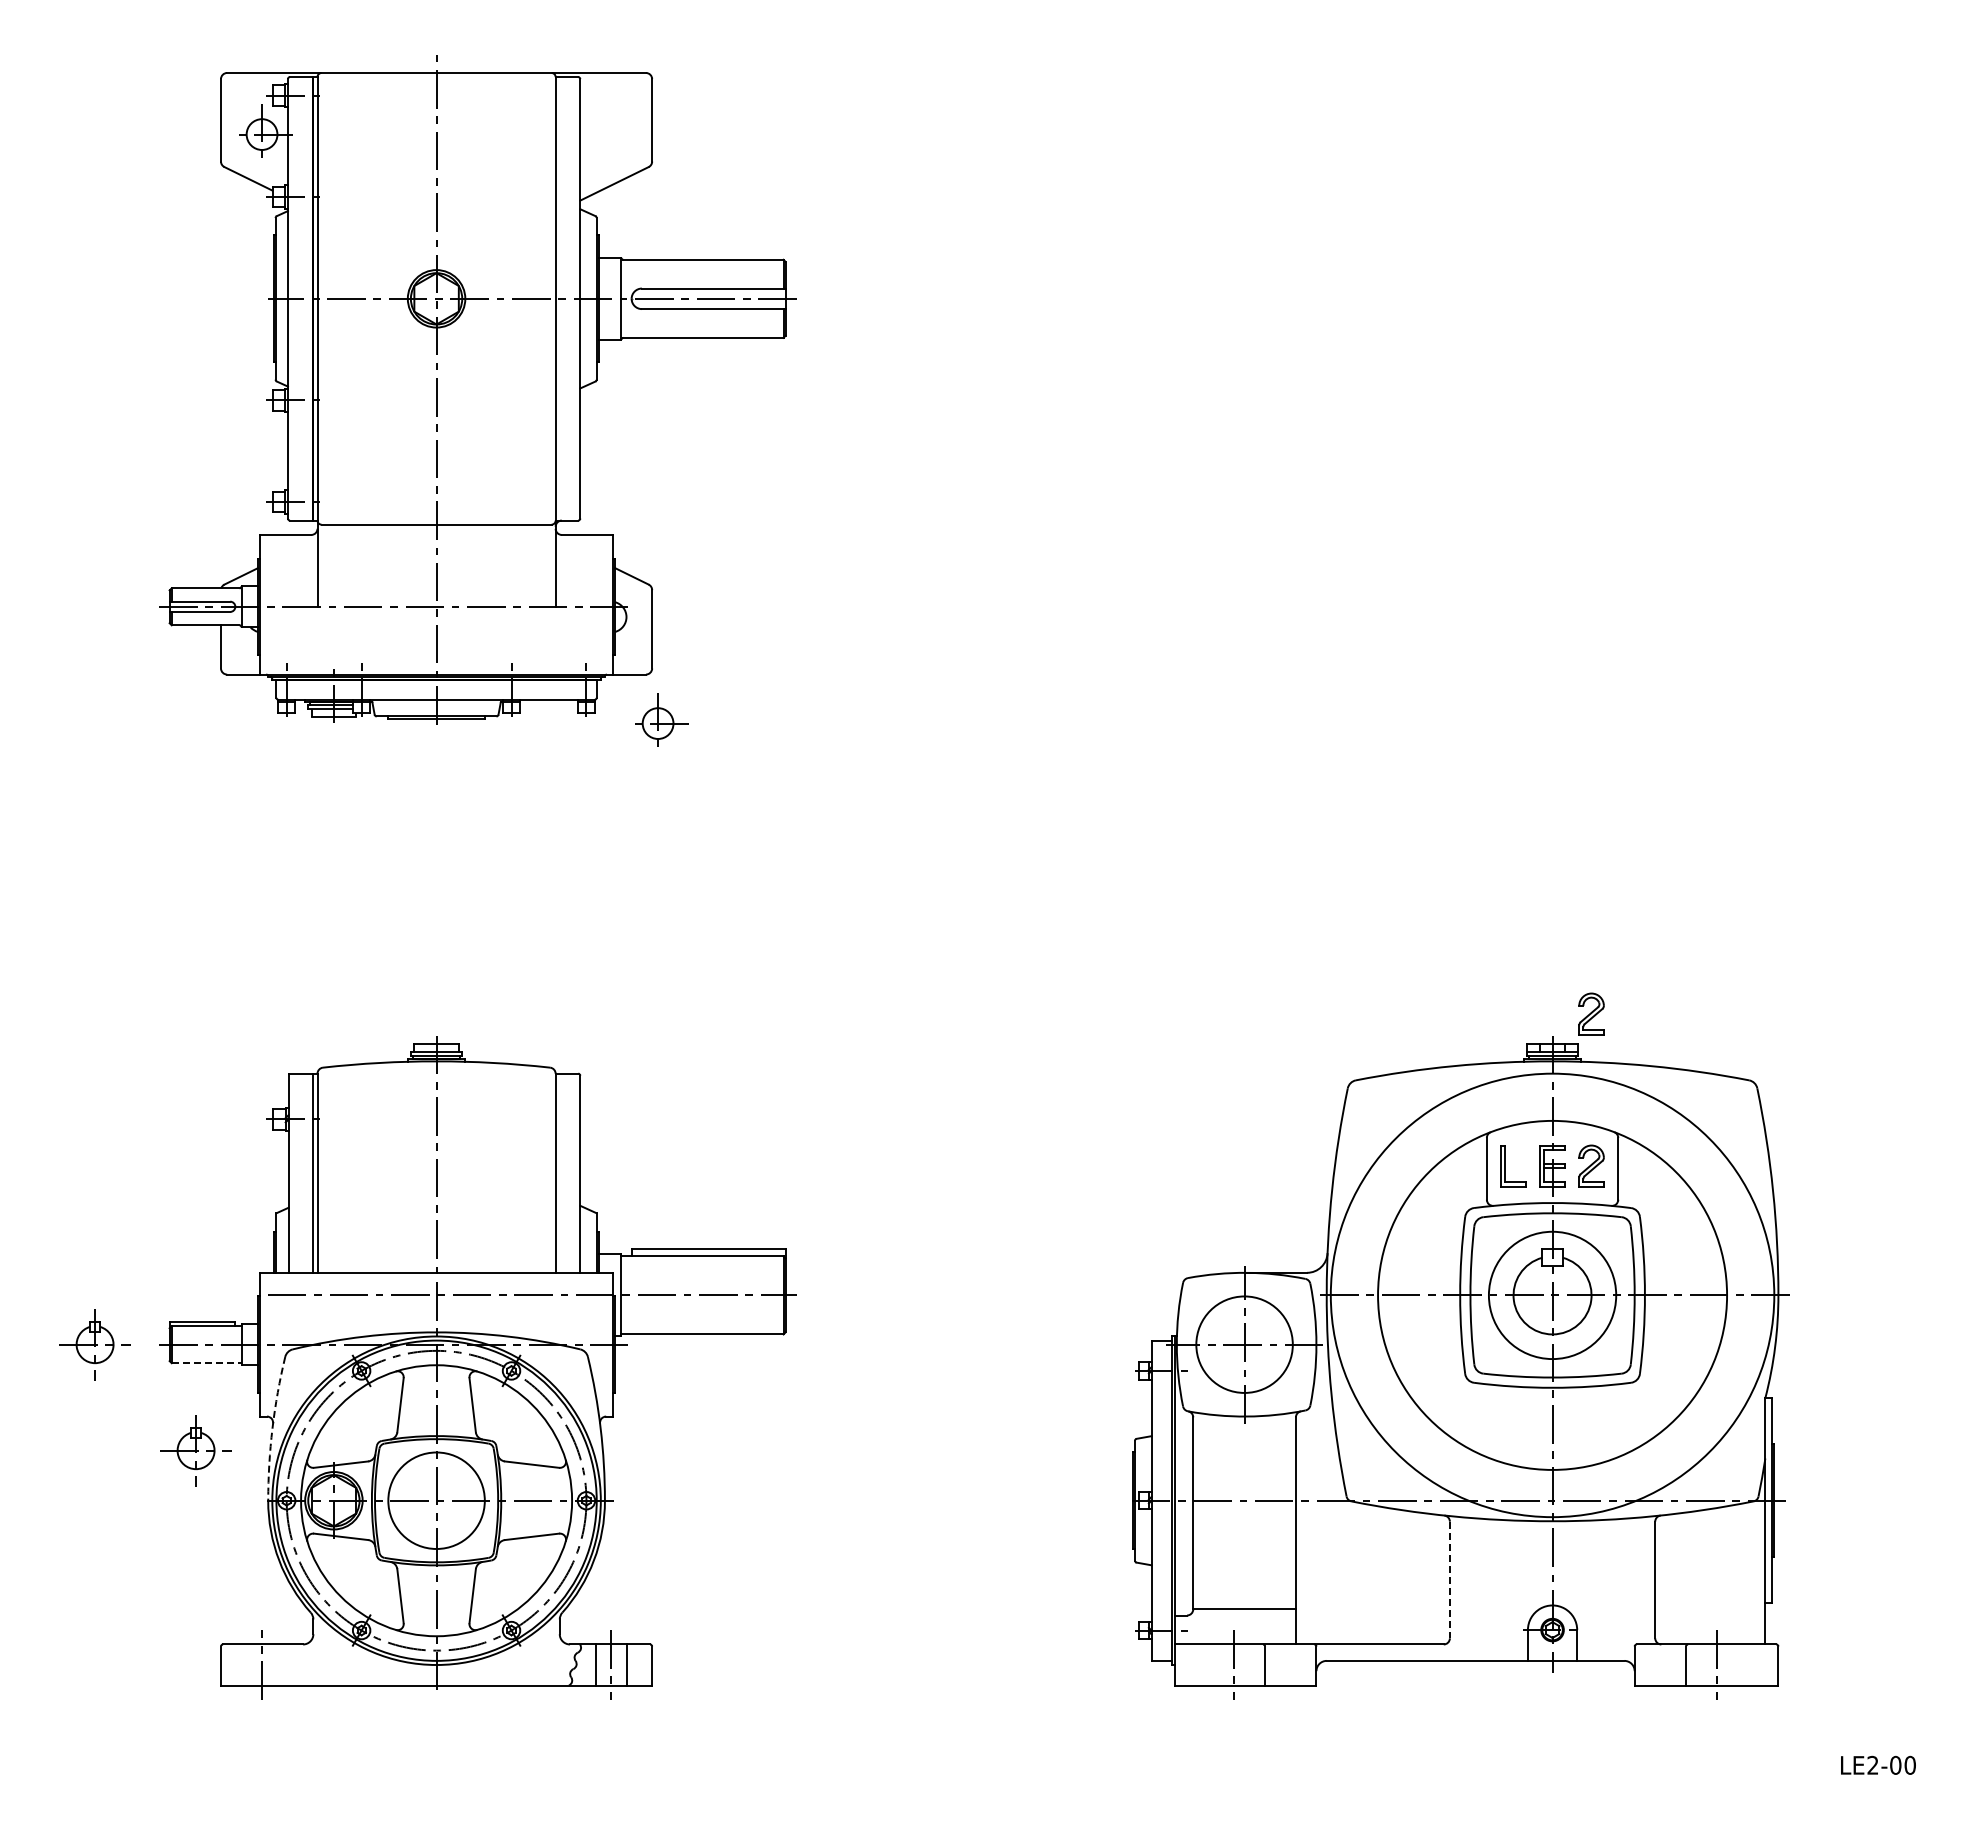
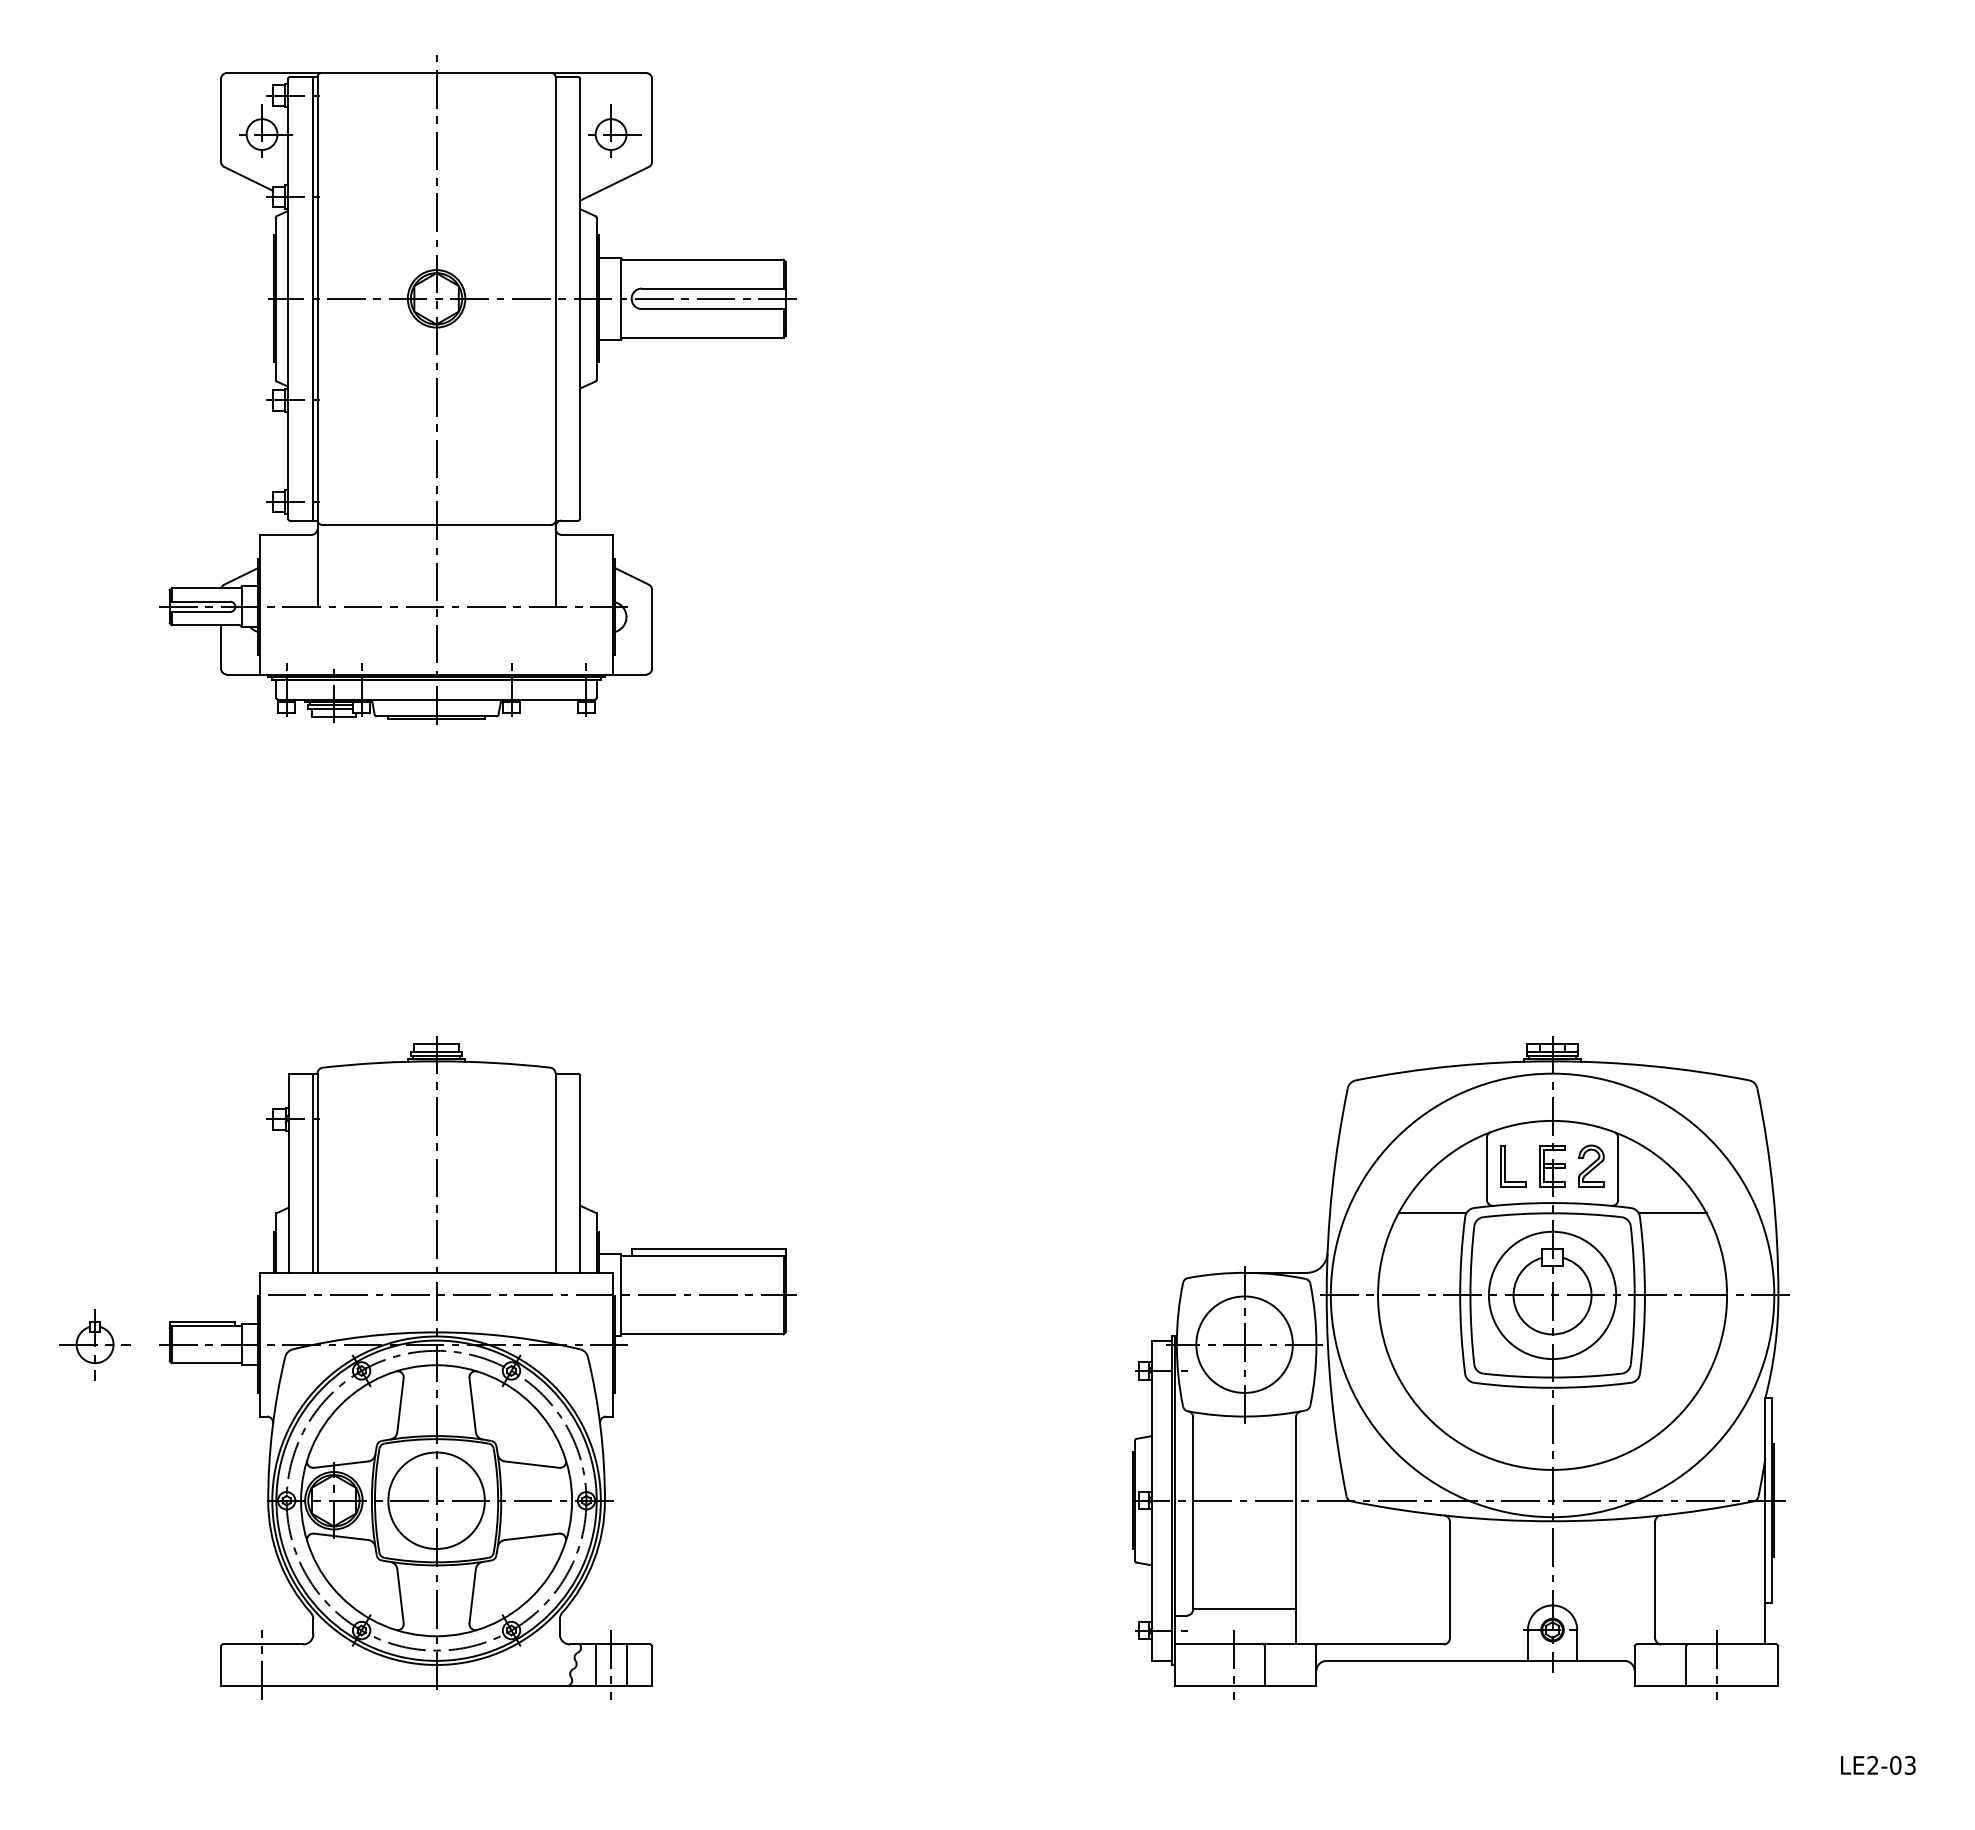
part position: (661, 719) -> (614, 130) (614, 130)
part: present -> none (1591, 1013)
line: none -> present (1431, 1213)
line: none -> present (1672, 1213)
line: dashed -> solid (206, 1363)
arc: dashed -> solid (272, 1428)
part: present -> none (195, 1450)
line: dashed -> solid (1449, 1580)
text: LE2-00 -> LE2-03 (1909, 1765)
